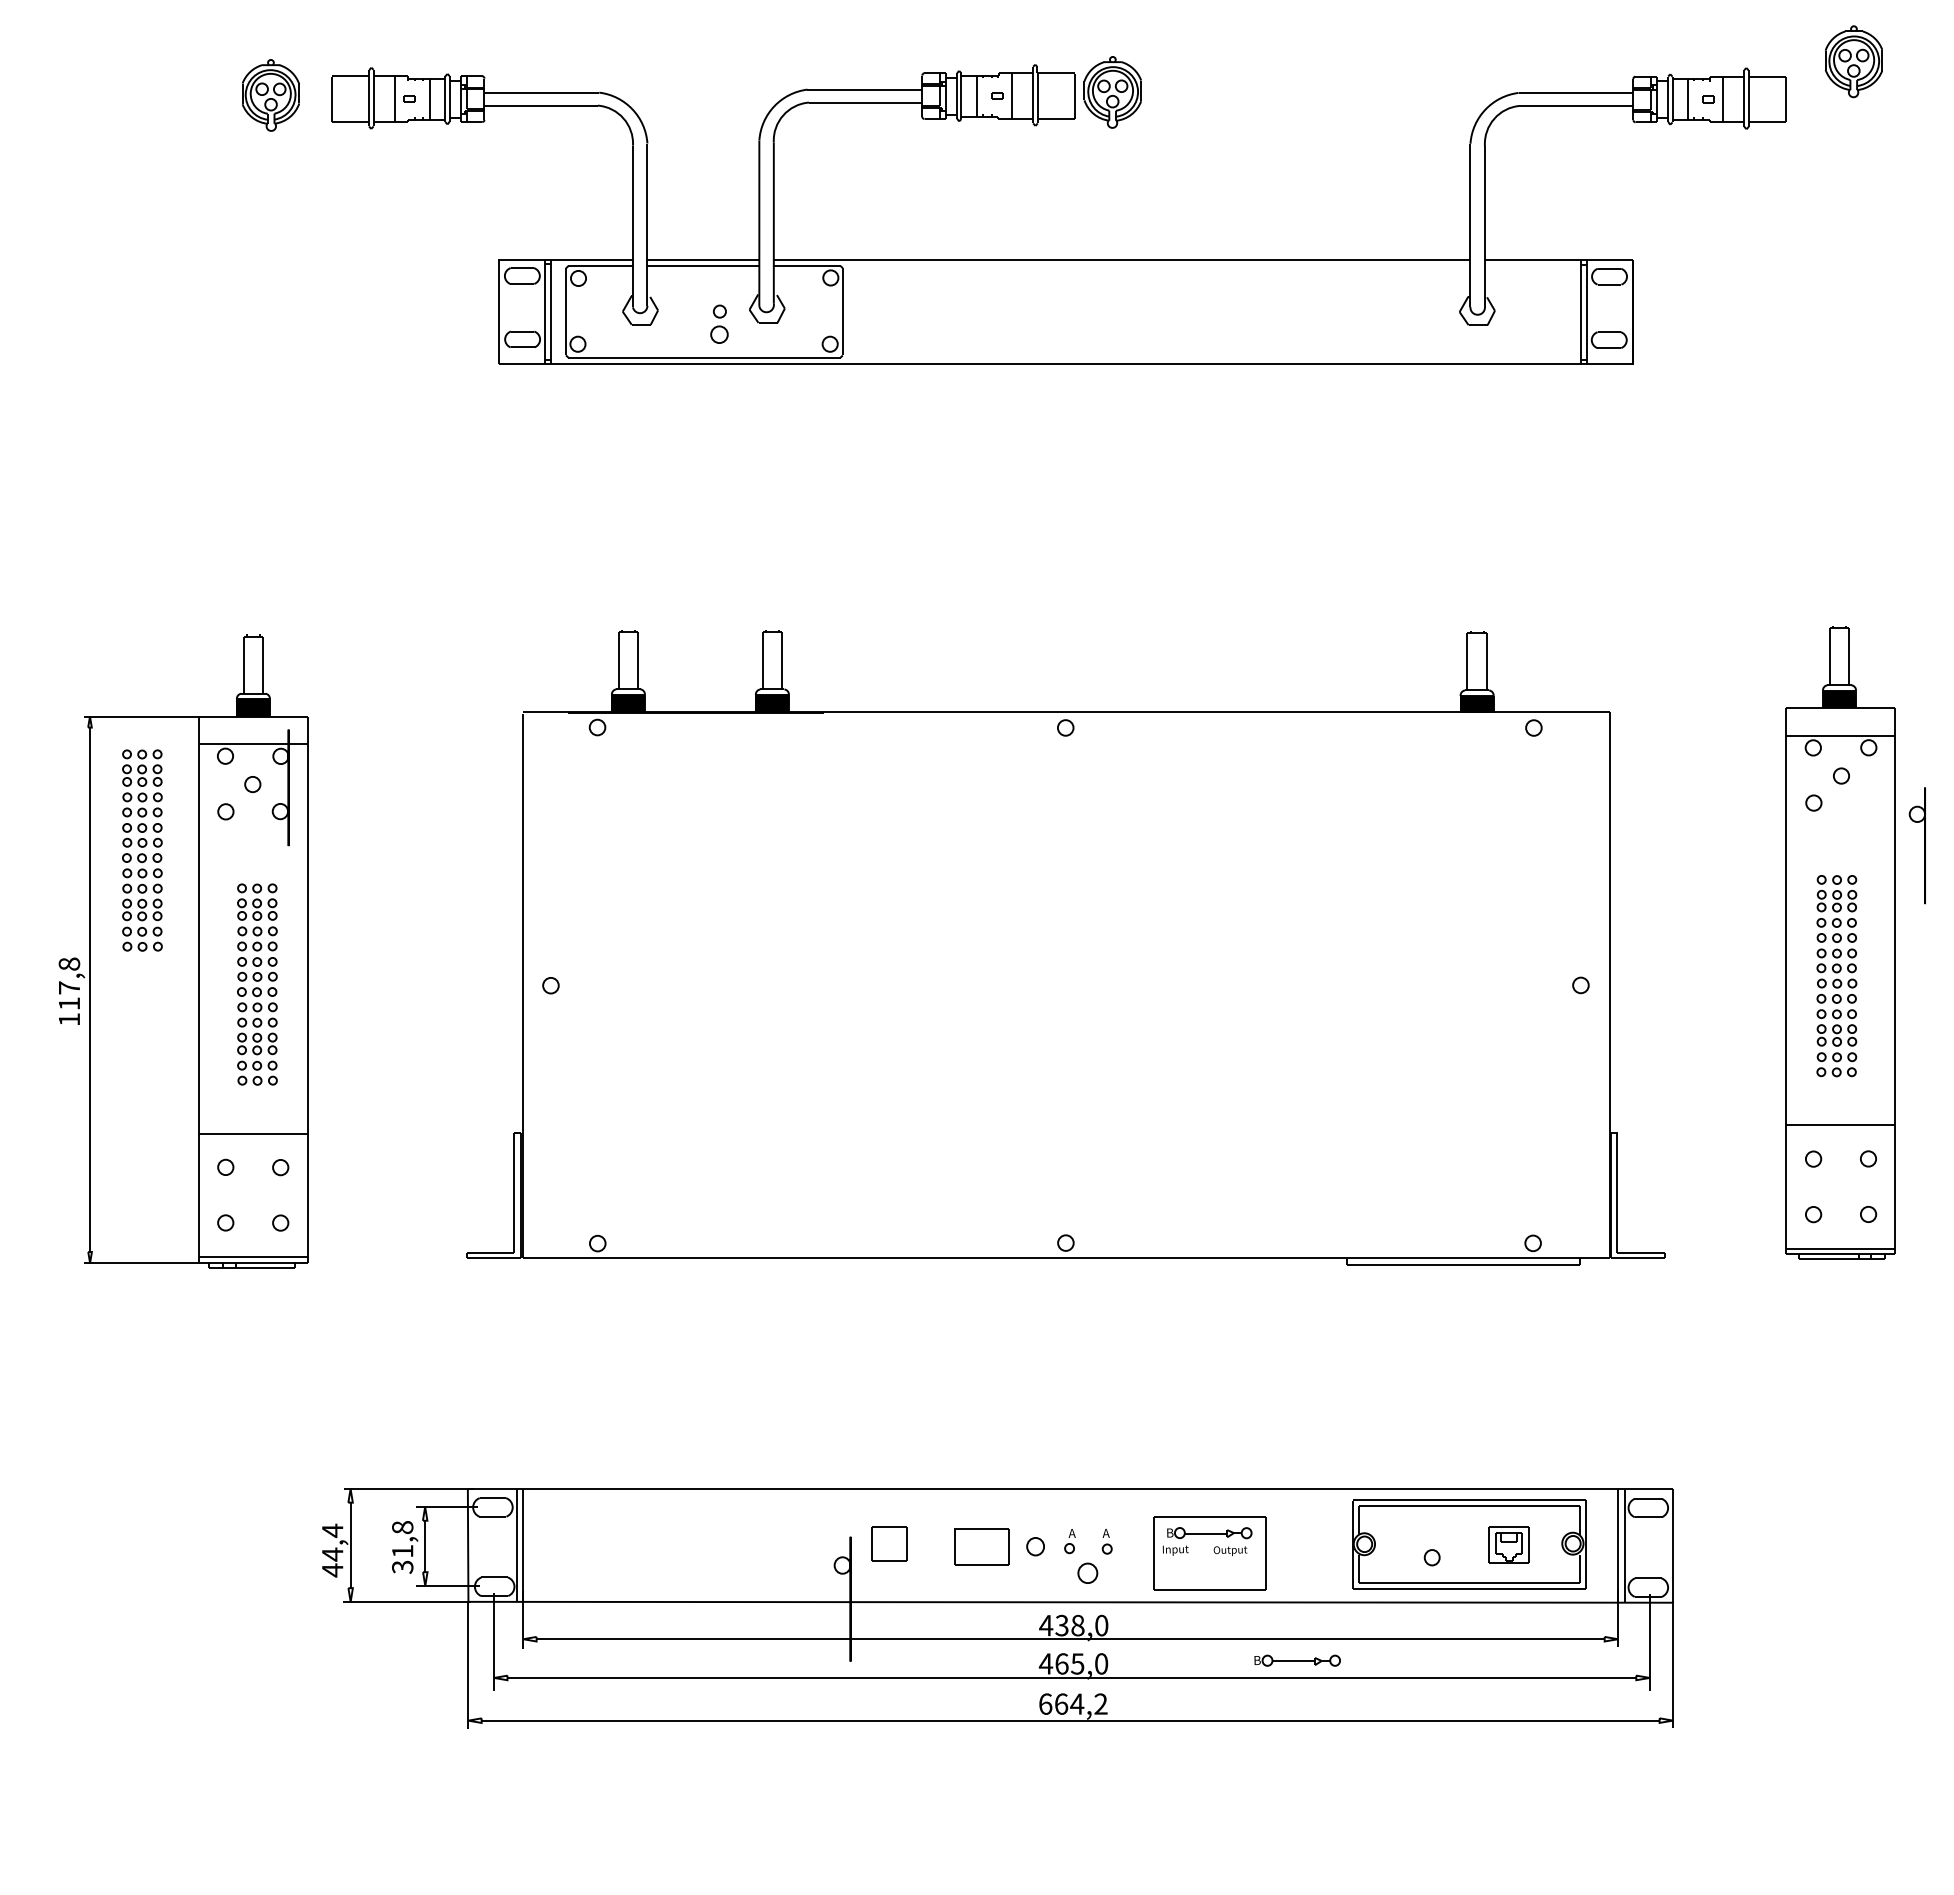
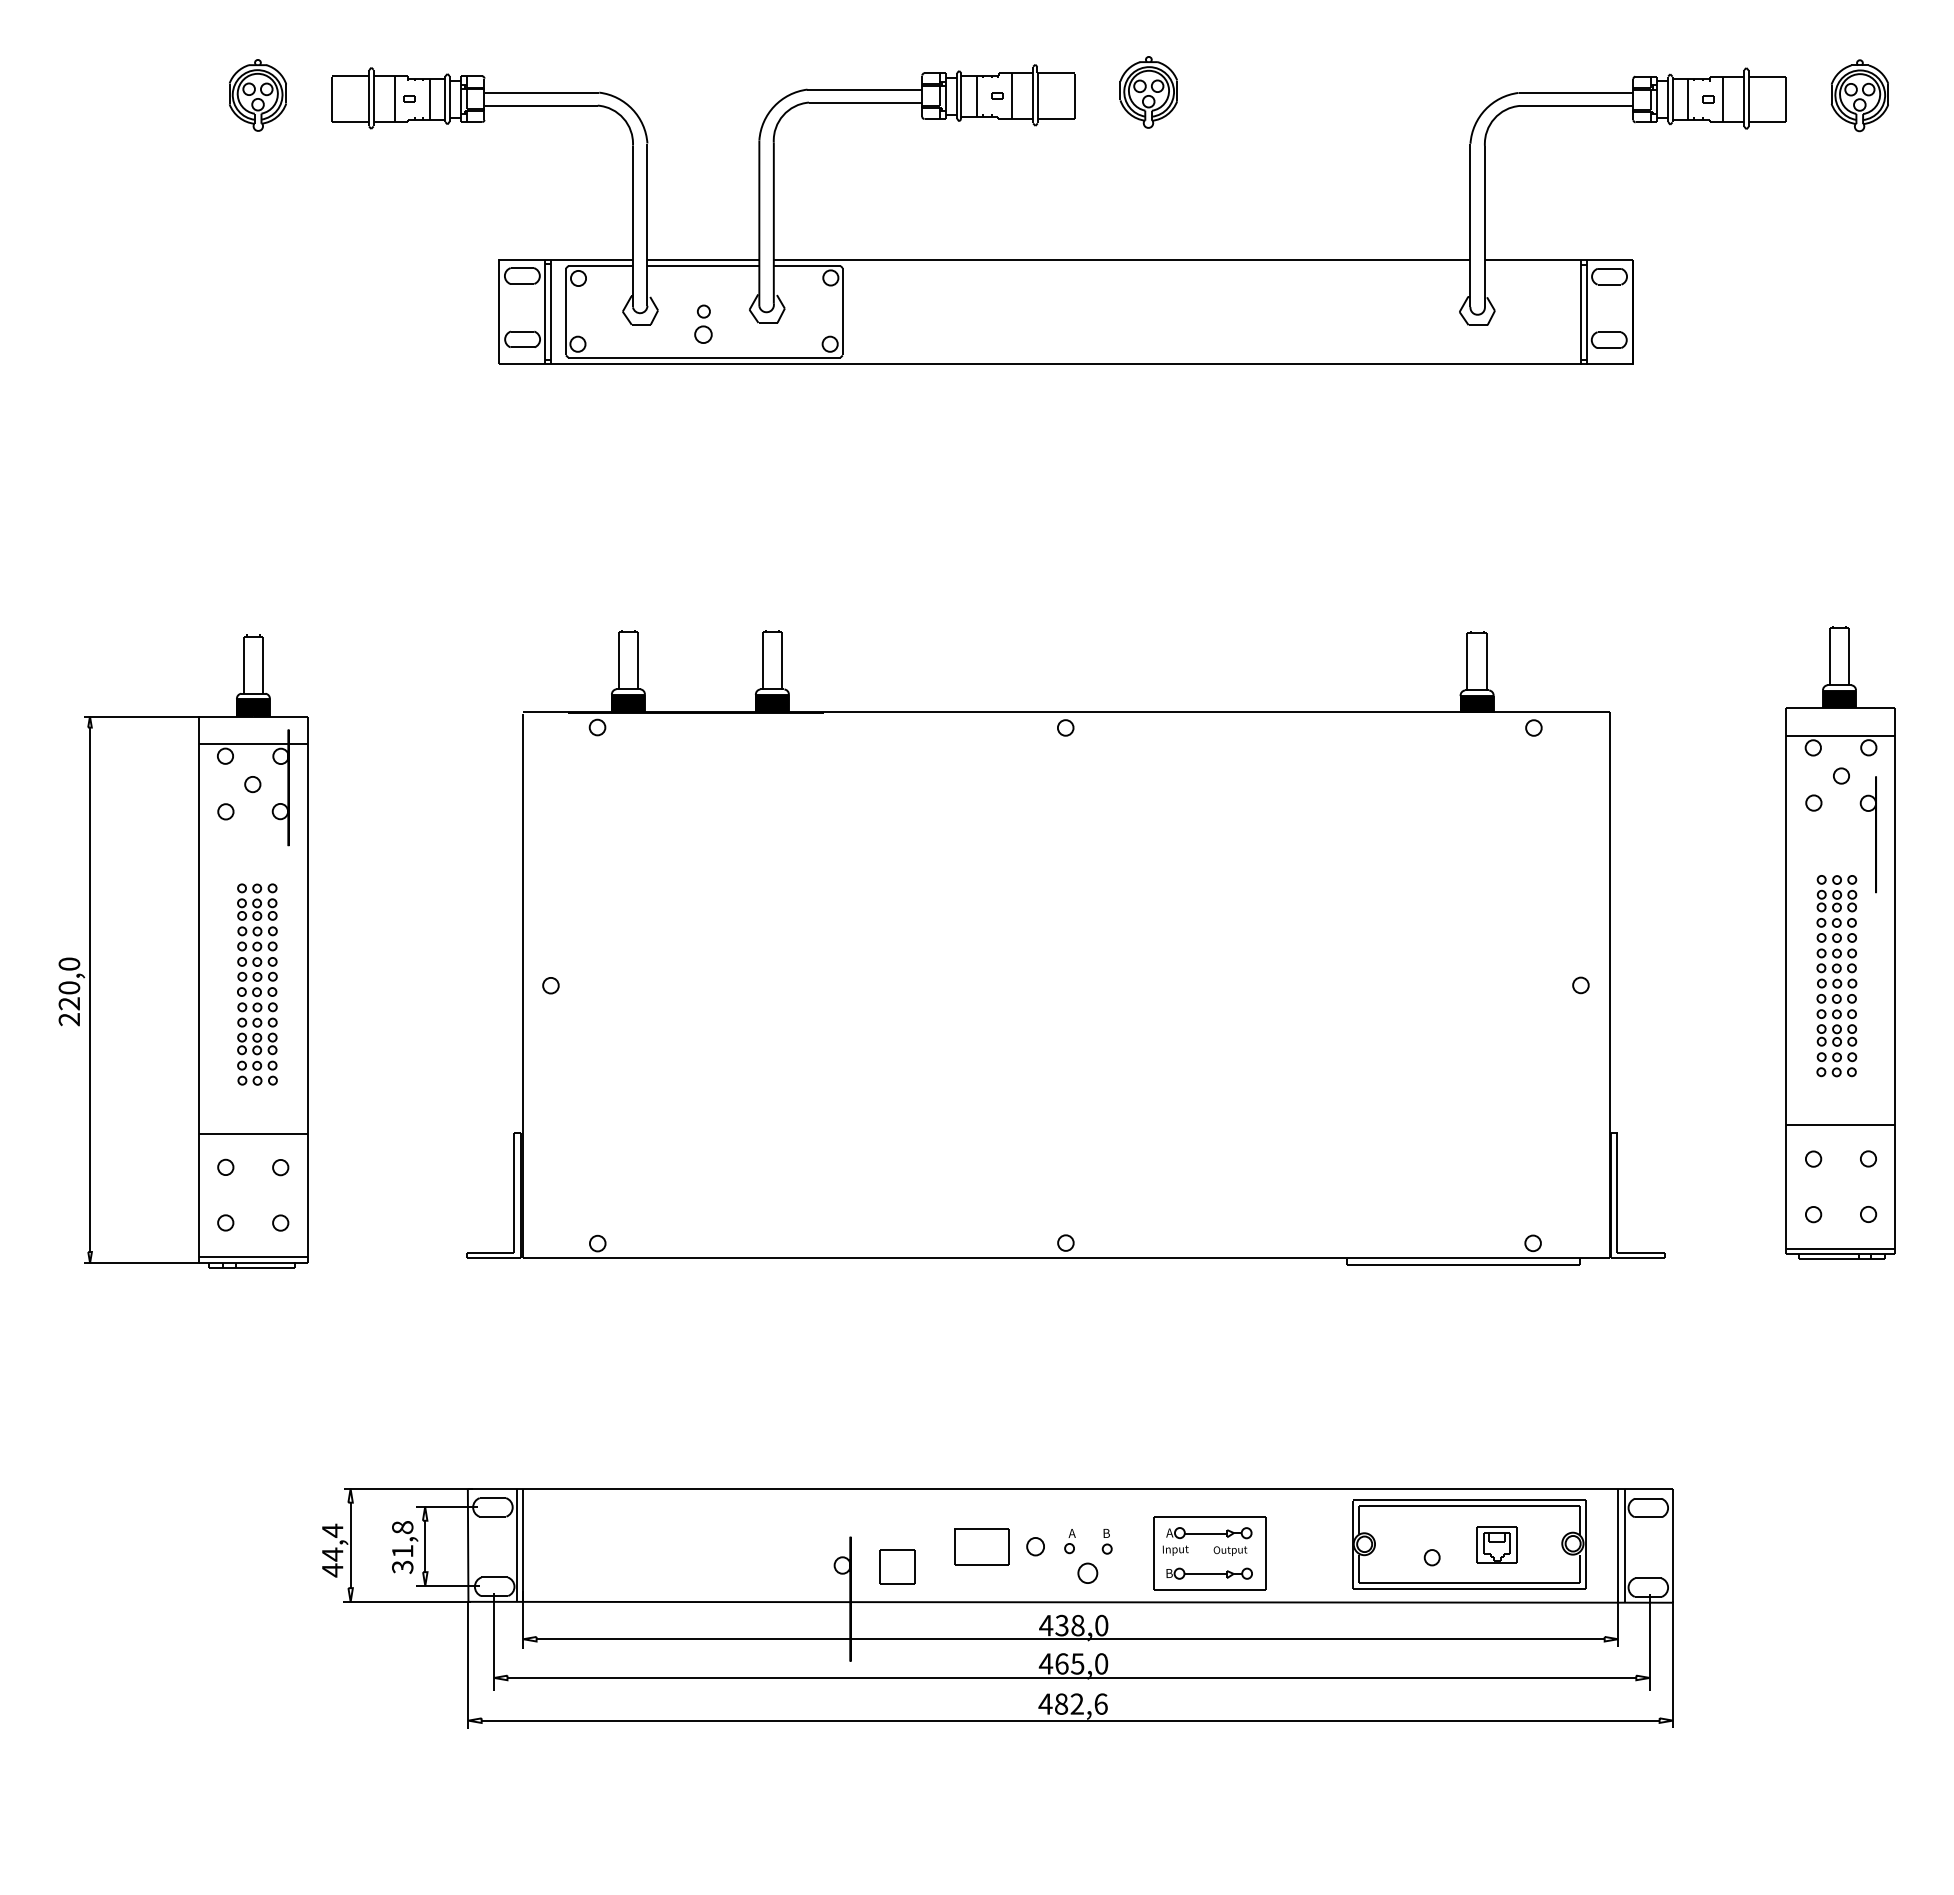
part position: (1853, 61) -> (1859, 95) (1859, 95)
part position: (1112, 92) -> (1148, 92) (1148, 92)
part position: (270, 95) -> (257, 95) (257, 95)
part position: (719, 323) -> (703, 323) (703, 323)
part position: (1924, 845) -> (1875, 834) (1875, 834)
part: present -> none (142, 850)
text: 117,8 -> 220,0 (69, 991)
text: В -> А (1169, 1532)
text: А -> В (1105, 1533)
part position: (889, 1543) -> (897, 1566) (897, 1566)
part position: (1508, 1544) -> (1496, 1544) (1496, 1544)
part position: (1297, 1660) -> (1209, 1573) (1209, 1573)
text: 664,2 -> 482,6 (1072, 1703)
